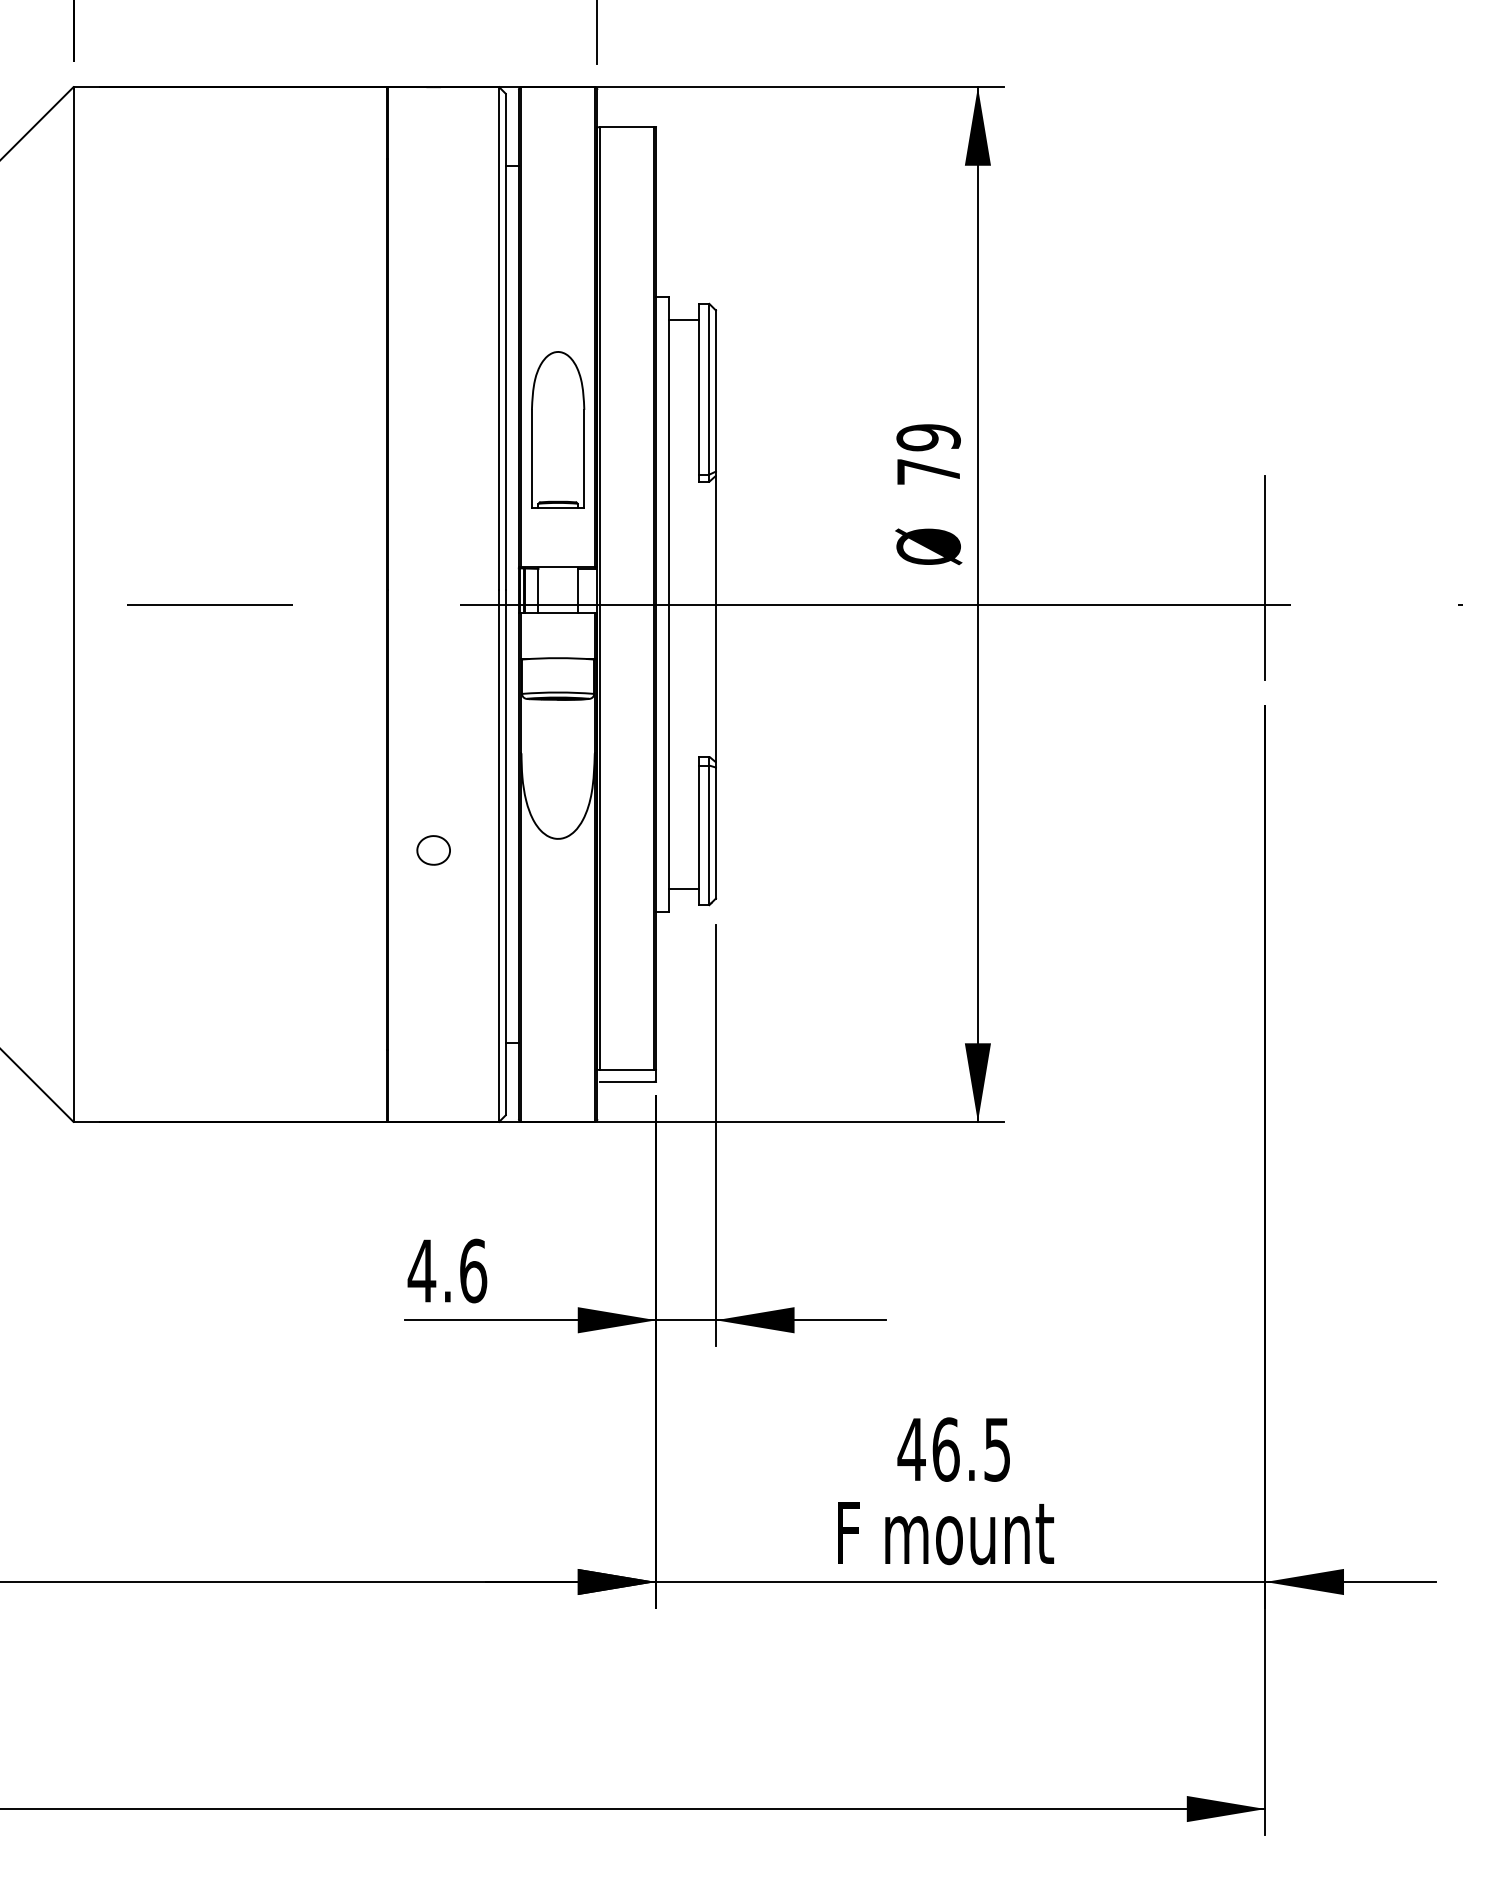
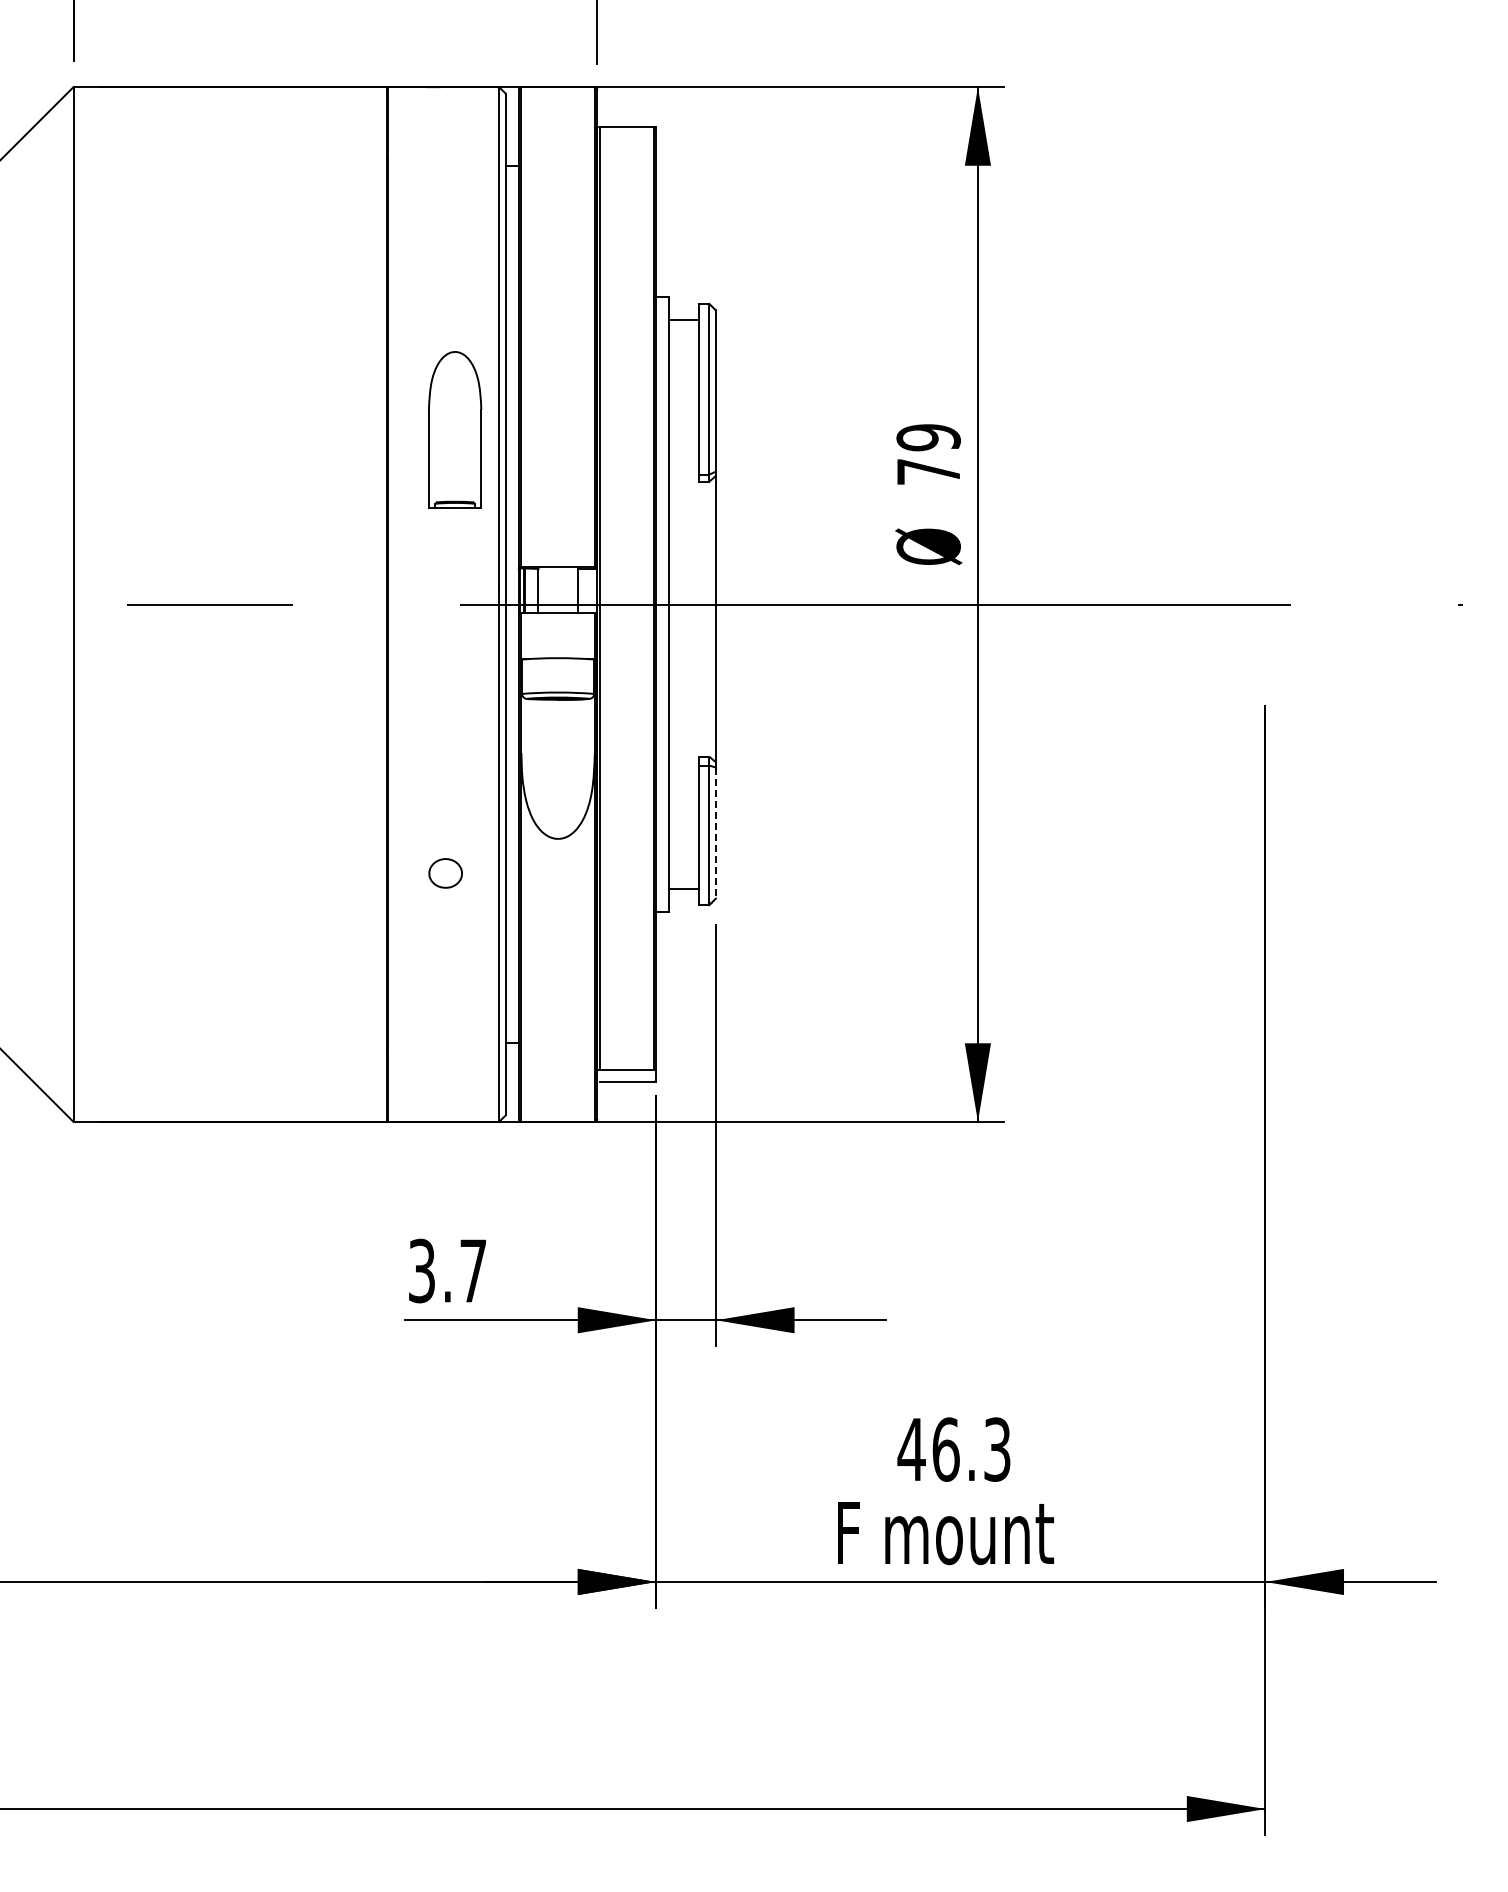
part position: (558, 429) -> (455, 429) (455, 429)
line: present -> none (1265, 578)
line: solid -> dashed (715, 833)
part position: (433, 850) -> (445, 873) (445, 873)
text: 4.6 -> 3.7 (447, 1270)
text: 46.5 -> 46.3 (997, 1449)
